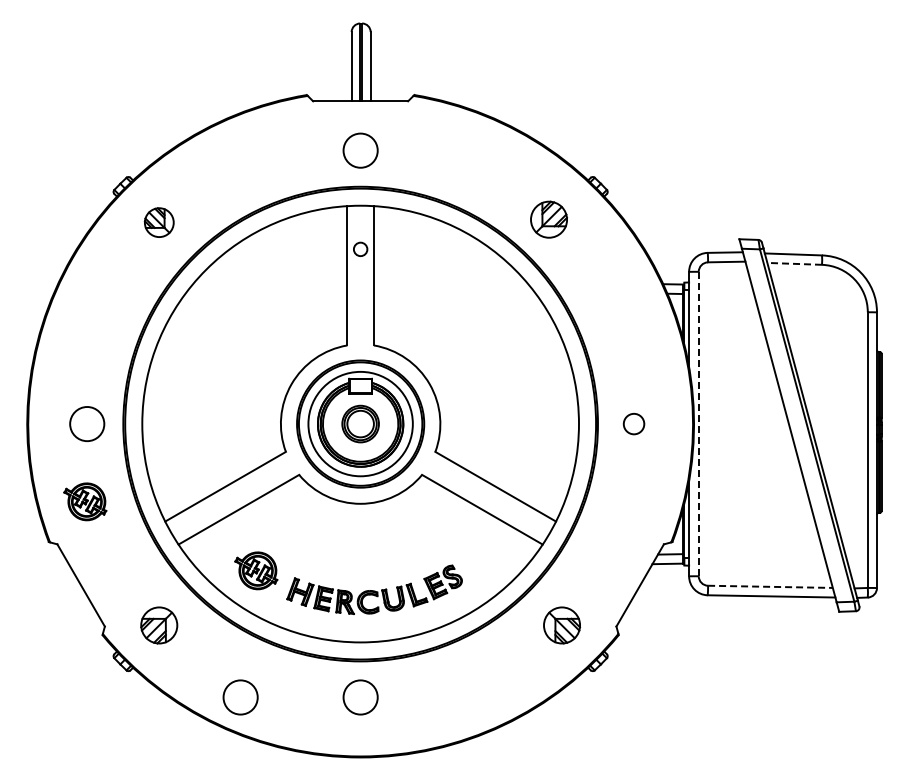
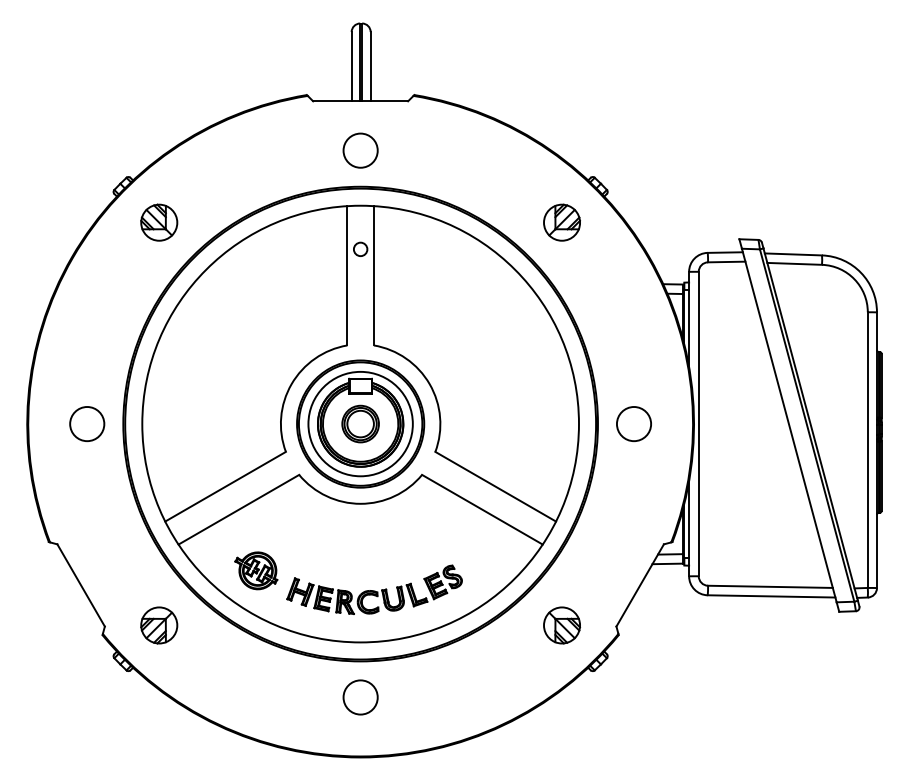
part position: (548, 219) -> (561, 222) (561, 222)
part size: 32x31 px -> 39x39 px (159, 222)
line: dashed -> solid (794, 263)
circle diameter: 21 px -> 34 px (633, 424)
line: dashed -> solid (698, 424)
part: present -> none (85, 501)
line: dashed -> solid (770, 586)
circle: present -> none (240, 697)
